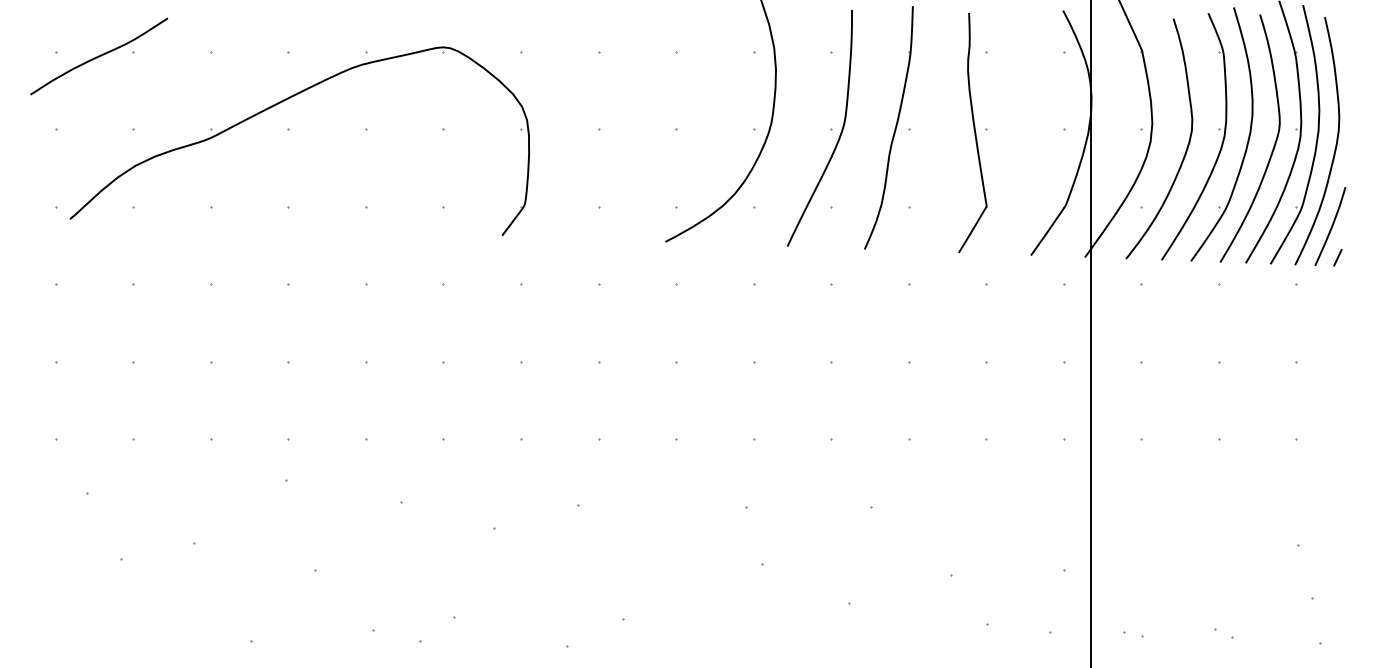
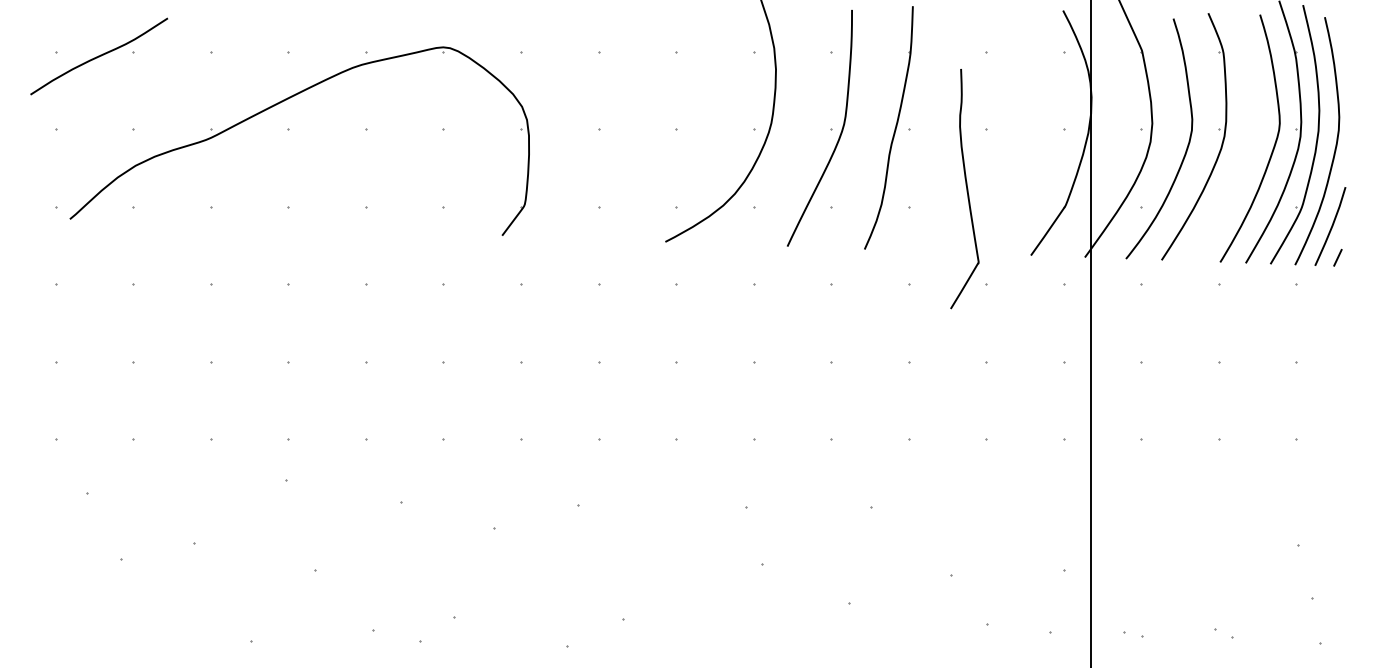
part position: (972, 133) -> (964, 189) (964, 189)
part: present -> none (1247, 139)
